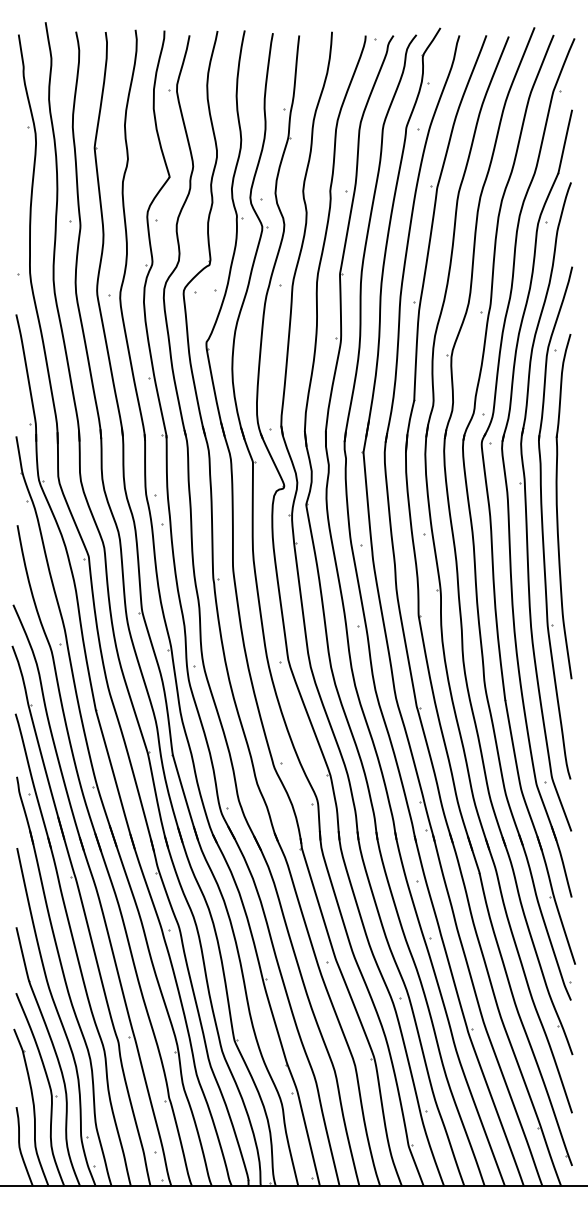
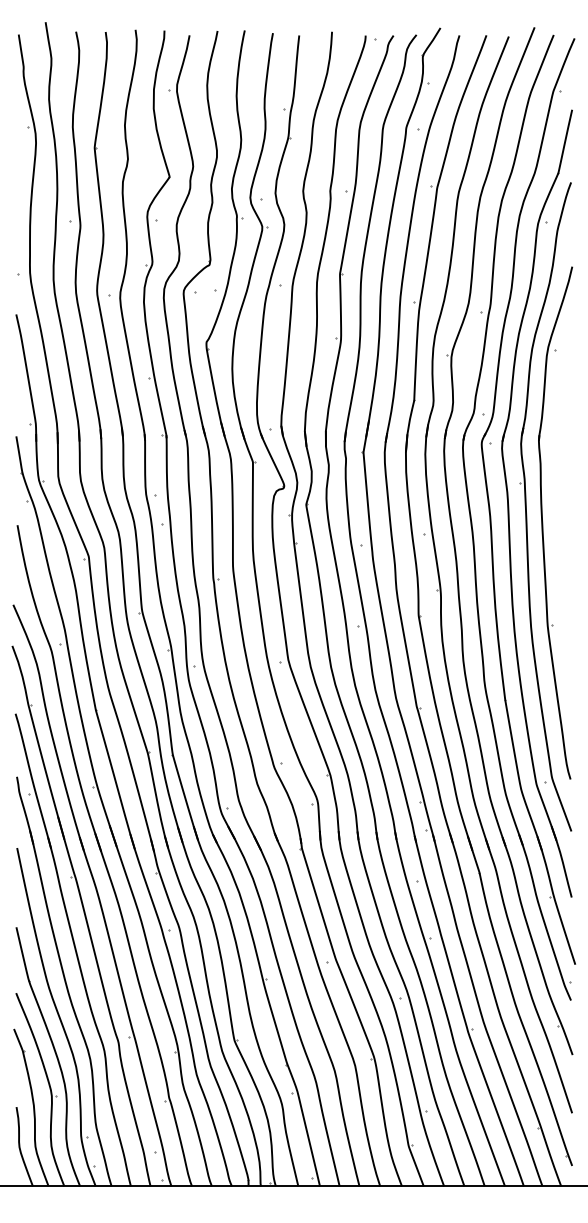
part: present -> none (563, 506)
